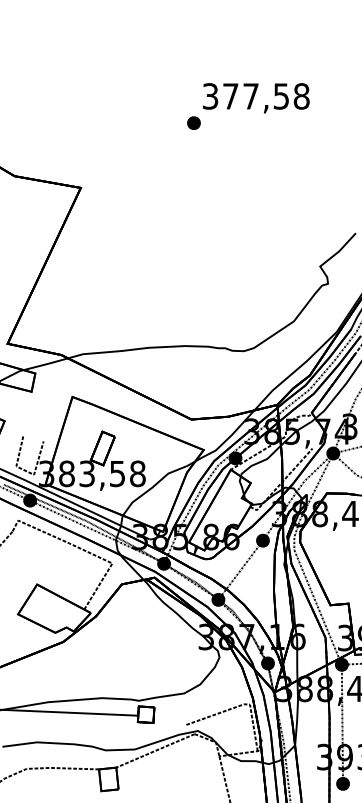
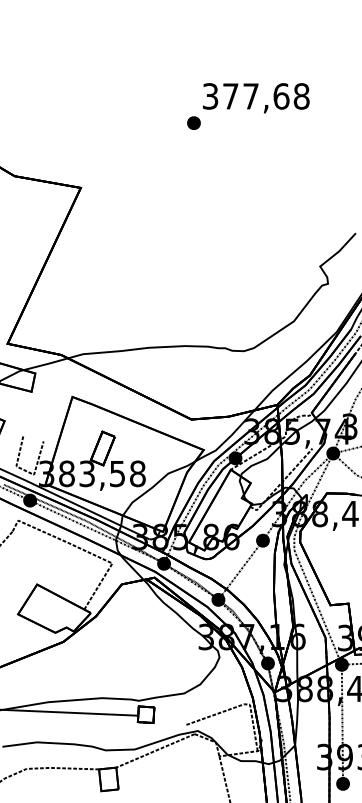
text: 377,58 -> 377,68 (281, 96)
